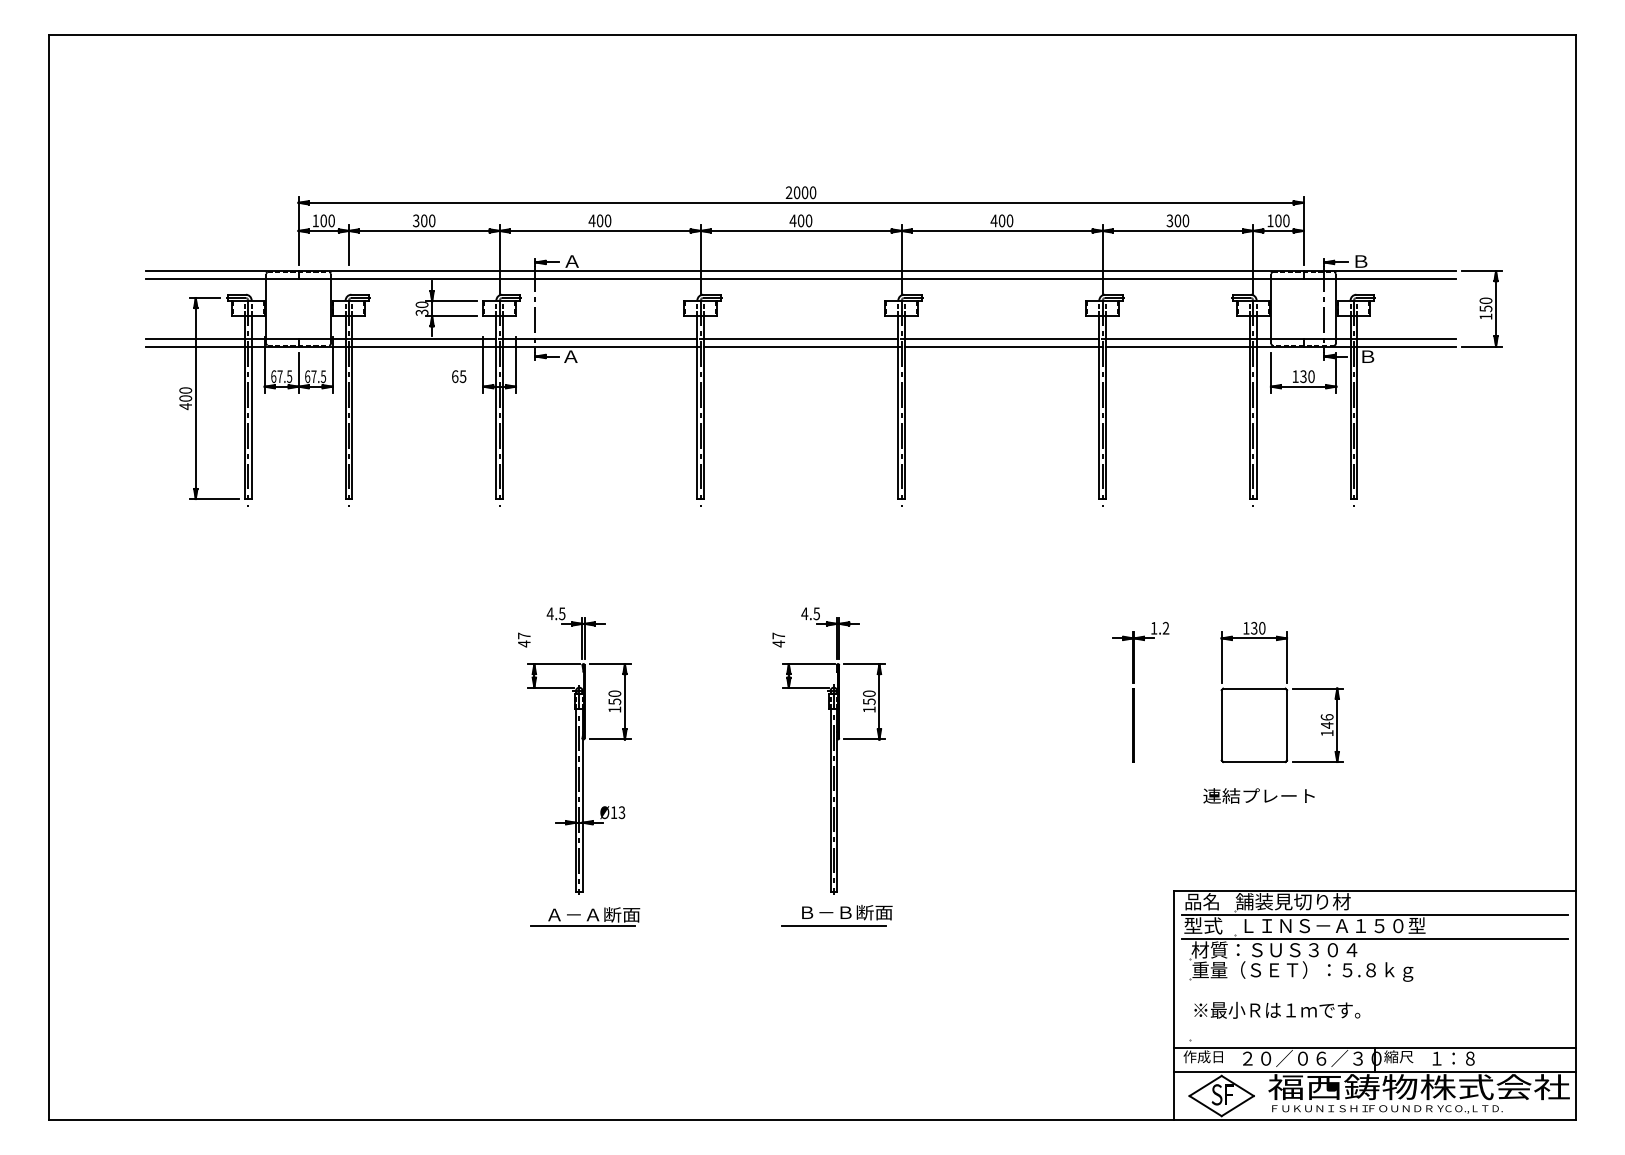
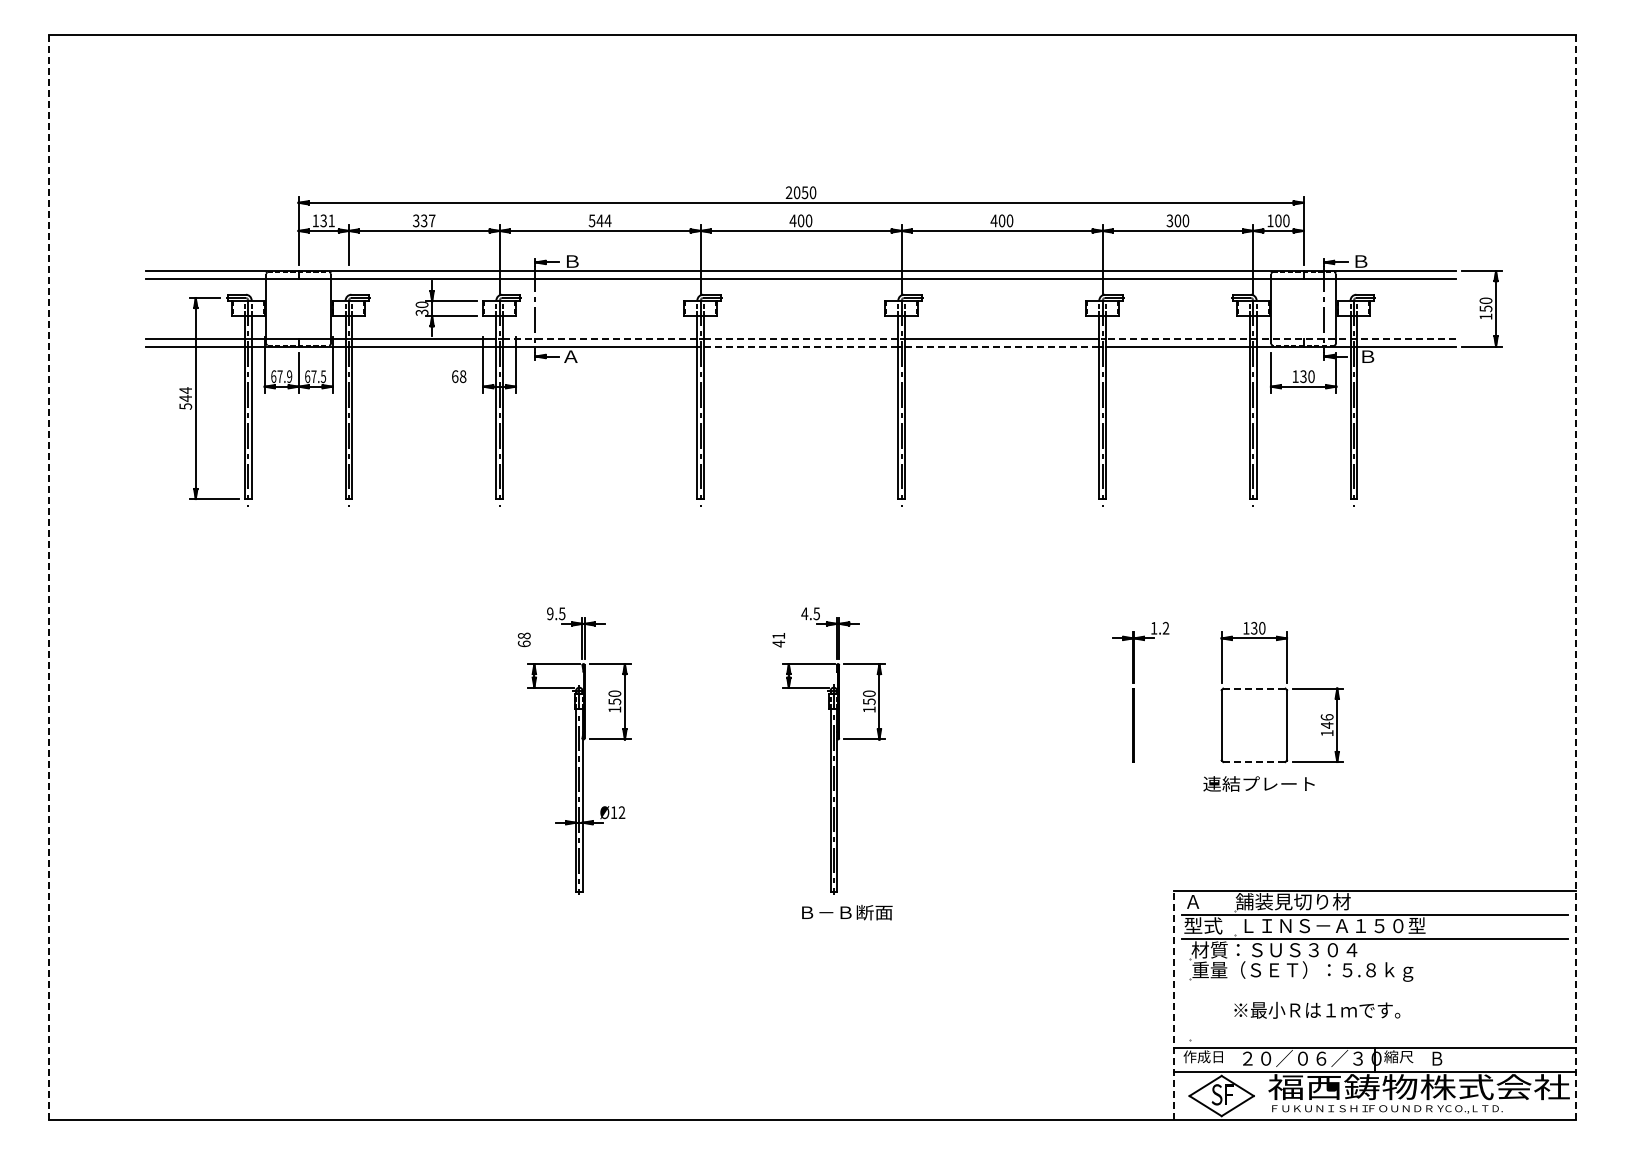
text: 2000 -> 2050 (804, 192)
text: 100 -> 131 (327, 220)
text: 300 -> 337 (427, 220)
text: 400 -> 544 (599, 220)
text: Ａ -> Ｂ (571, 261)
line: solid -> dashed (599, 338)
line: solid -> dashed (800, 338)
line: solid -> dashed (1280, 338)
line: solid -> dashed (800, 346)
line: solid -> dashed (1001, 346)
text: 67.5 -> 67.9 (289, 376)
text: 65 -> 68 (462, 376)
text: 400 -> 544 (185, 398)
line: solid -> dashed (48, 577)
line: solid -> dashed (1576, 577)
text: 4.5 -> 9.5 (549, 613)
text: 47 -> 41 (778, 635)
text: 47 -> 68 (523, 639)
line: solid -> dashed (1254, 688)
line: solid -> dashed (1254, 762)
text position: (1258, 795) -> (1258, 783) (1258, 783)
text: Ø13 -> Ø12 (621, 813)
text: 品名 -> Ａ (1201, 901)
part: present -> none (585, 916)
line: present -> none (834, 925)
line: solid -> dashed (1174, 1005)
text position: (1277, 1009) -> (1317, 1009) (1317, 1009)
text: １：８ -> Ｂ (1453, 1058)
